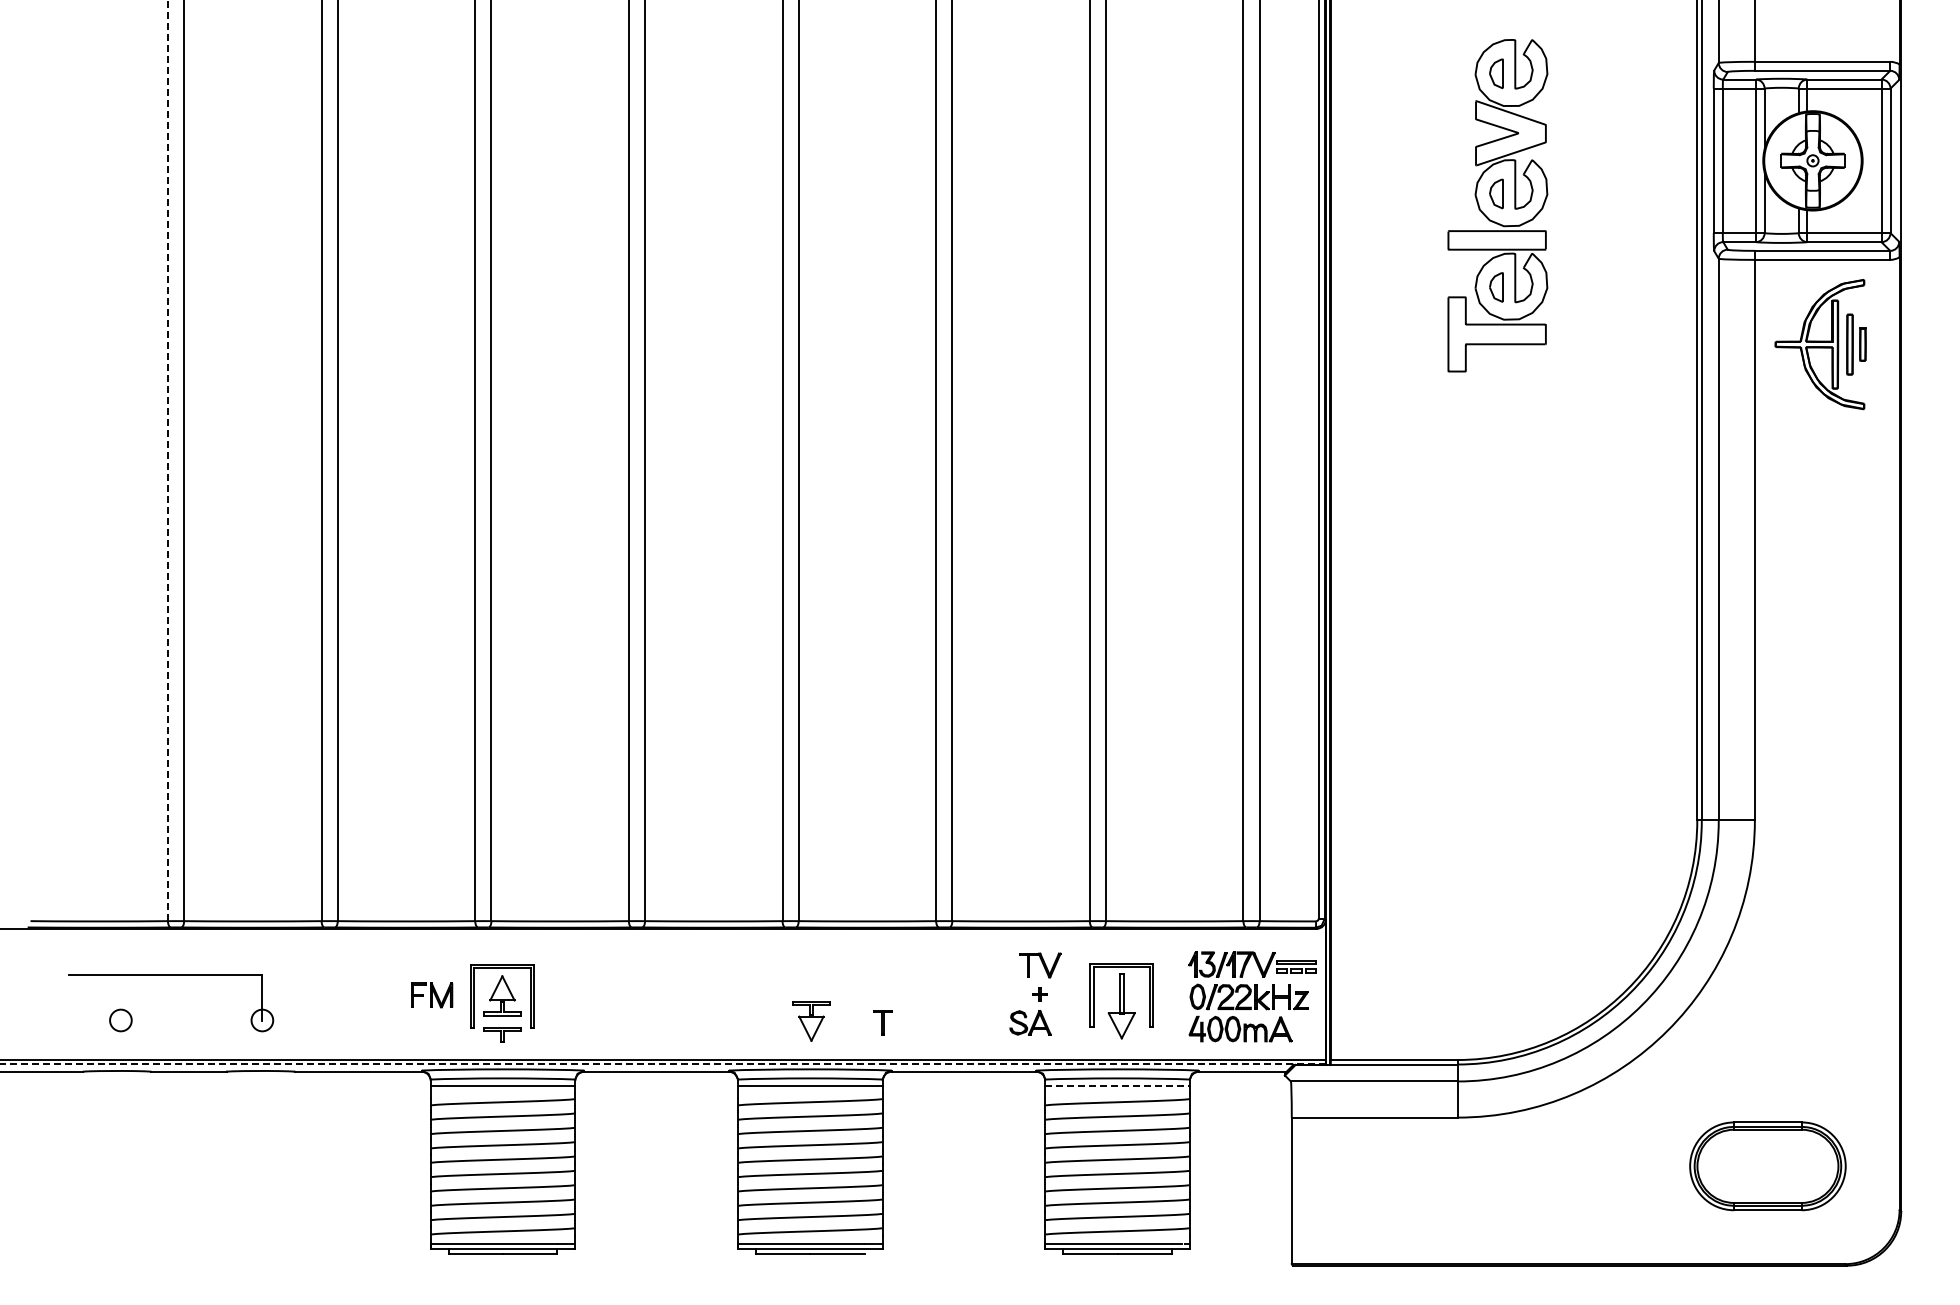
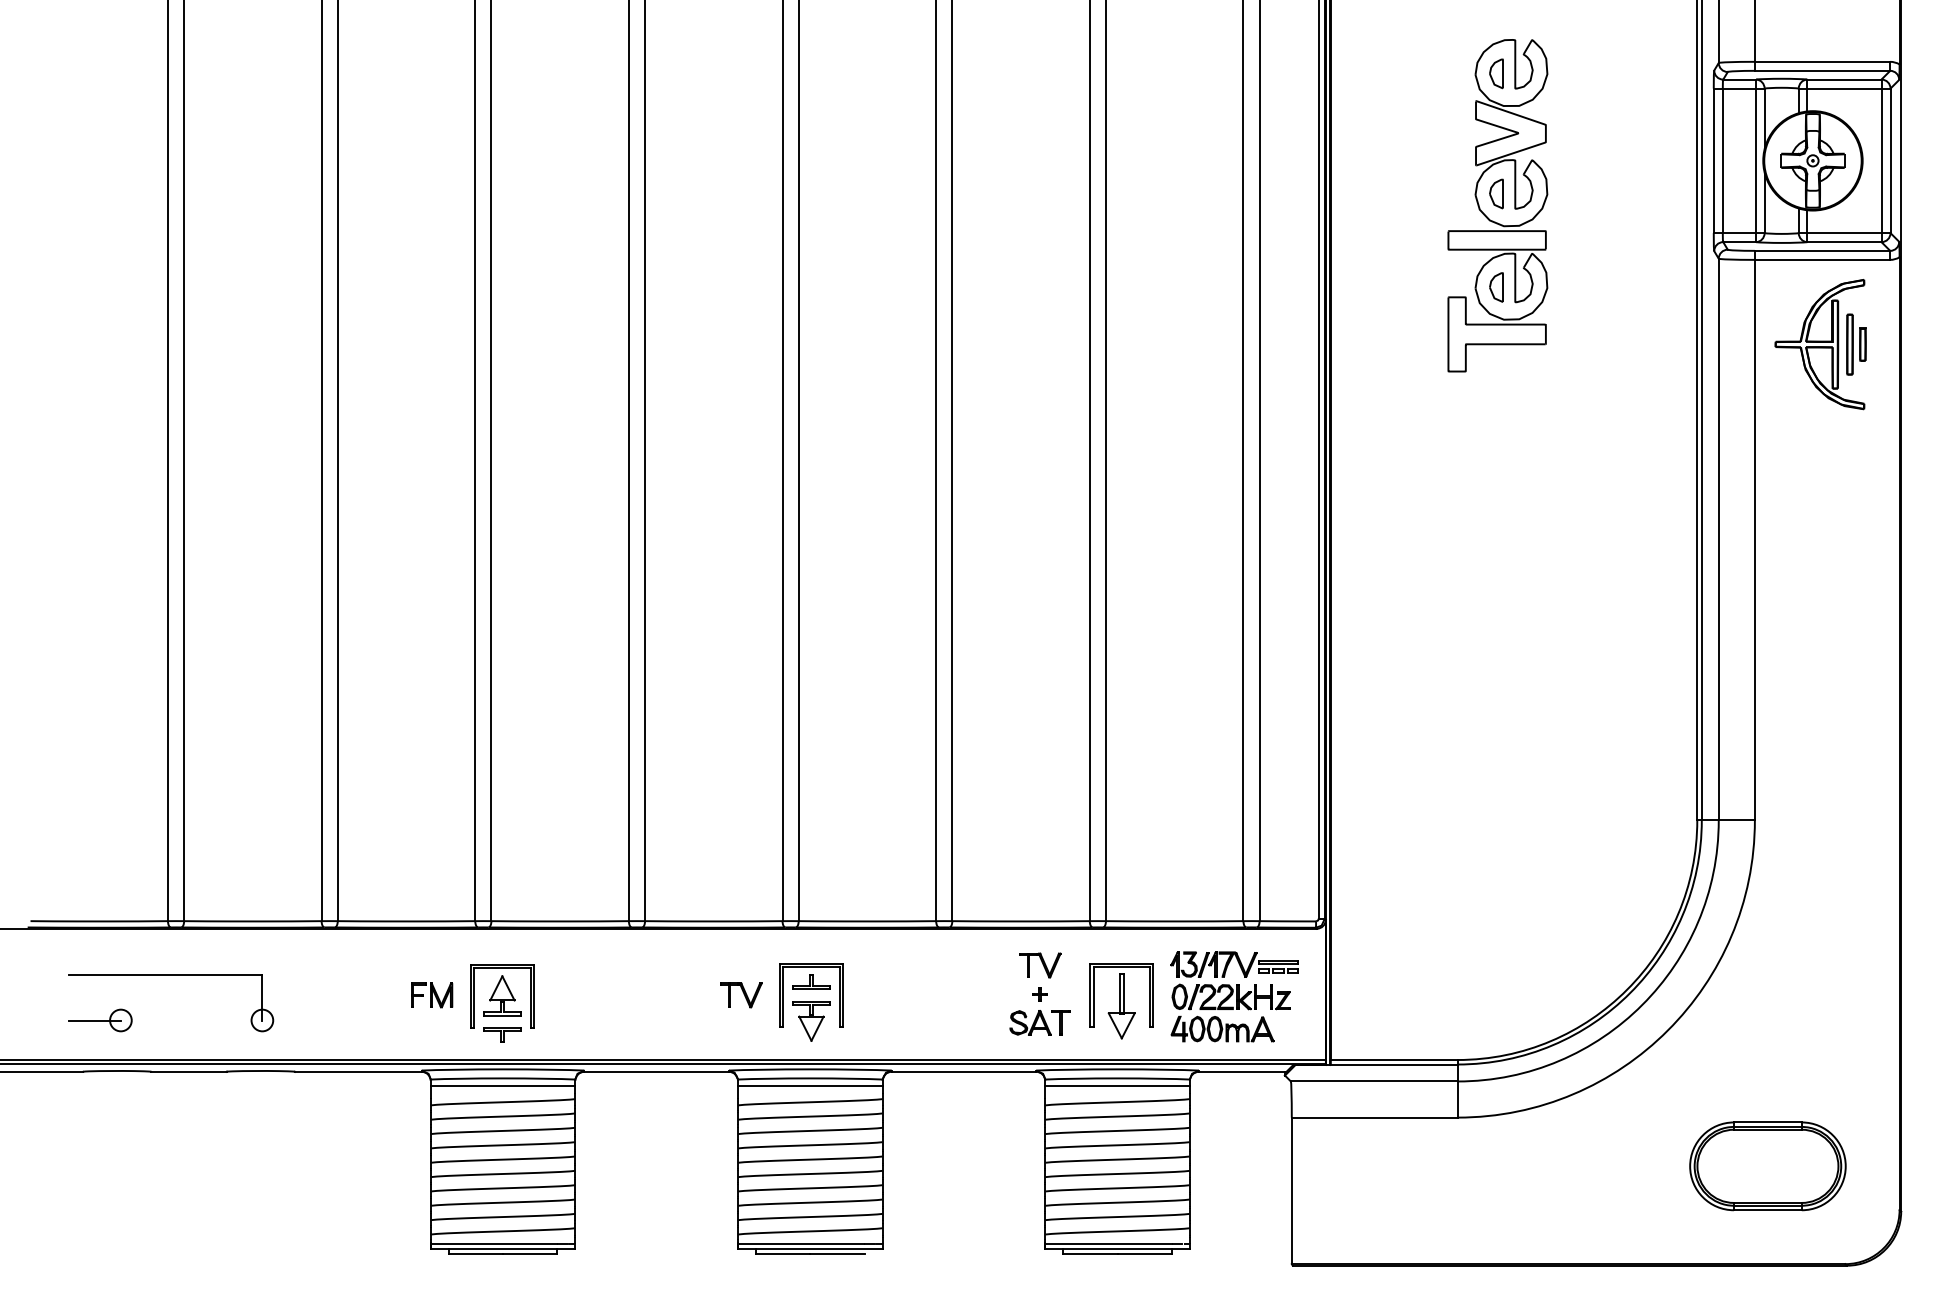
line: dashed -> solid (167, 460)
part: none -> present (741, 995)
part: none -> present (811, 995)
part position: (1252, 996) -> (1234, 996) (1234, 996)
line: none -> present (94, 1020)
part position: (882, 1022) -> (1060, 1022) (1060, 1022)
line: dashed -> solid (663, 1064)
line: dashed -> solid (1118, 1086)
